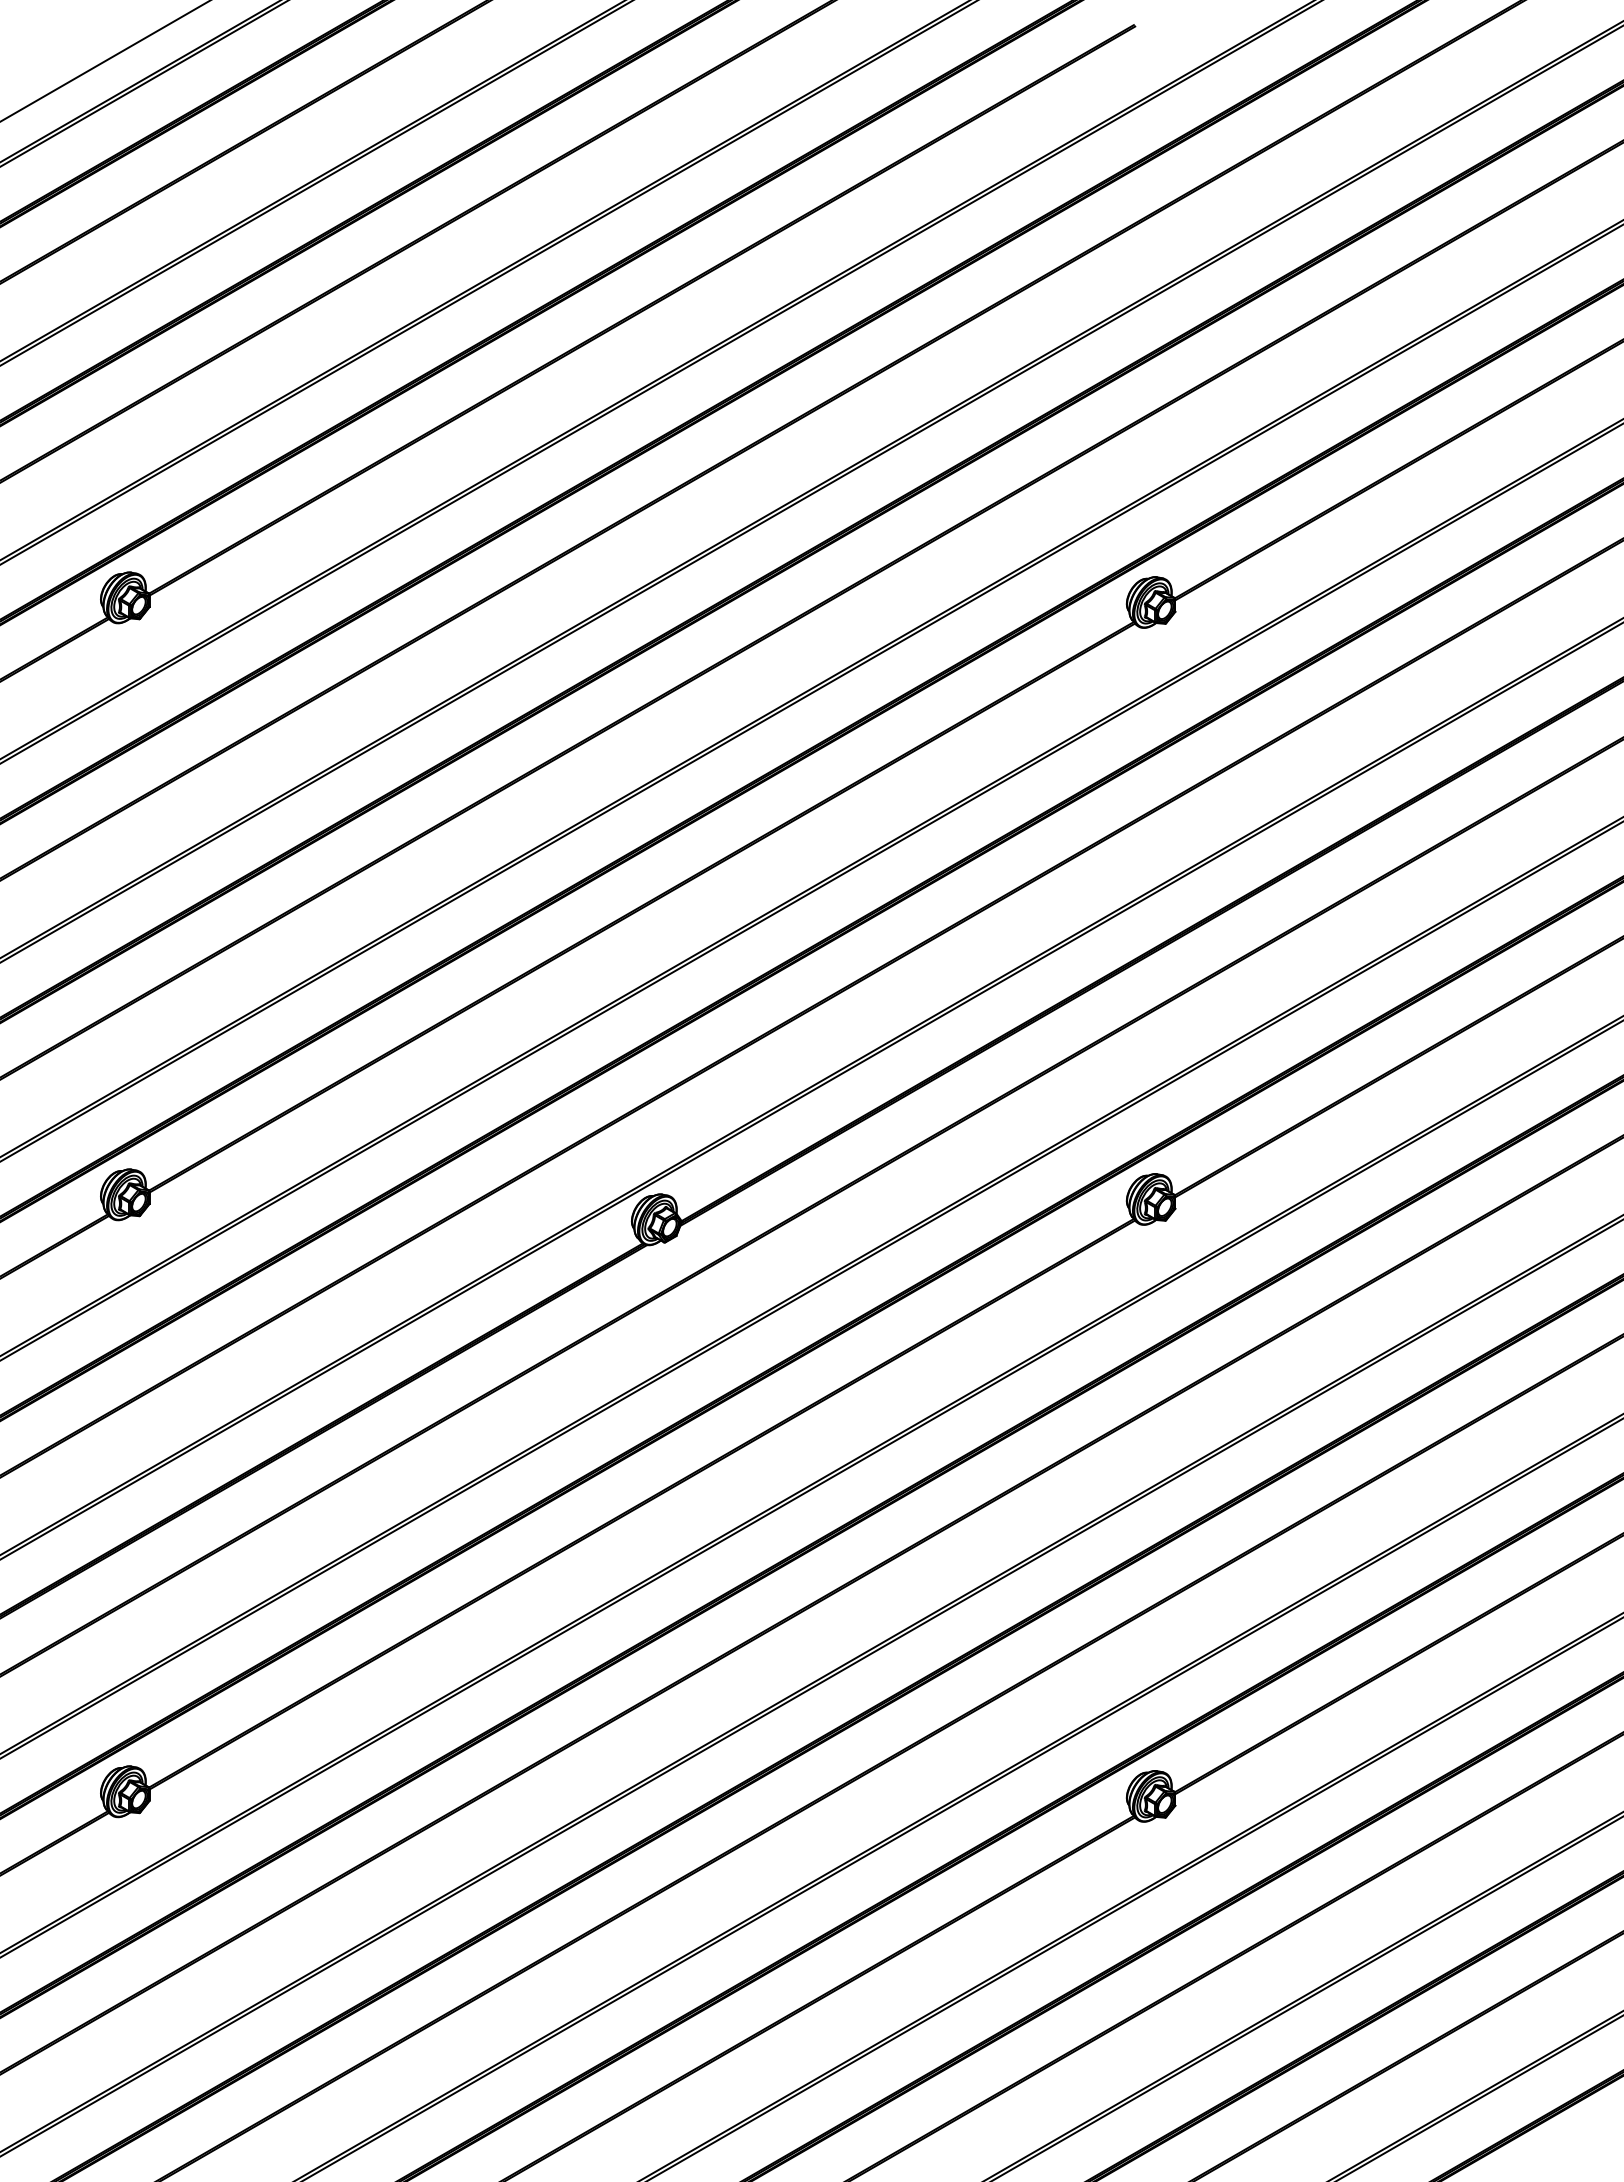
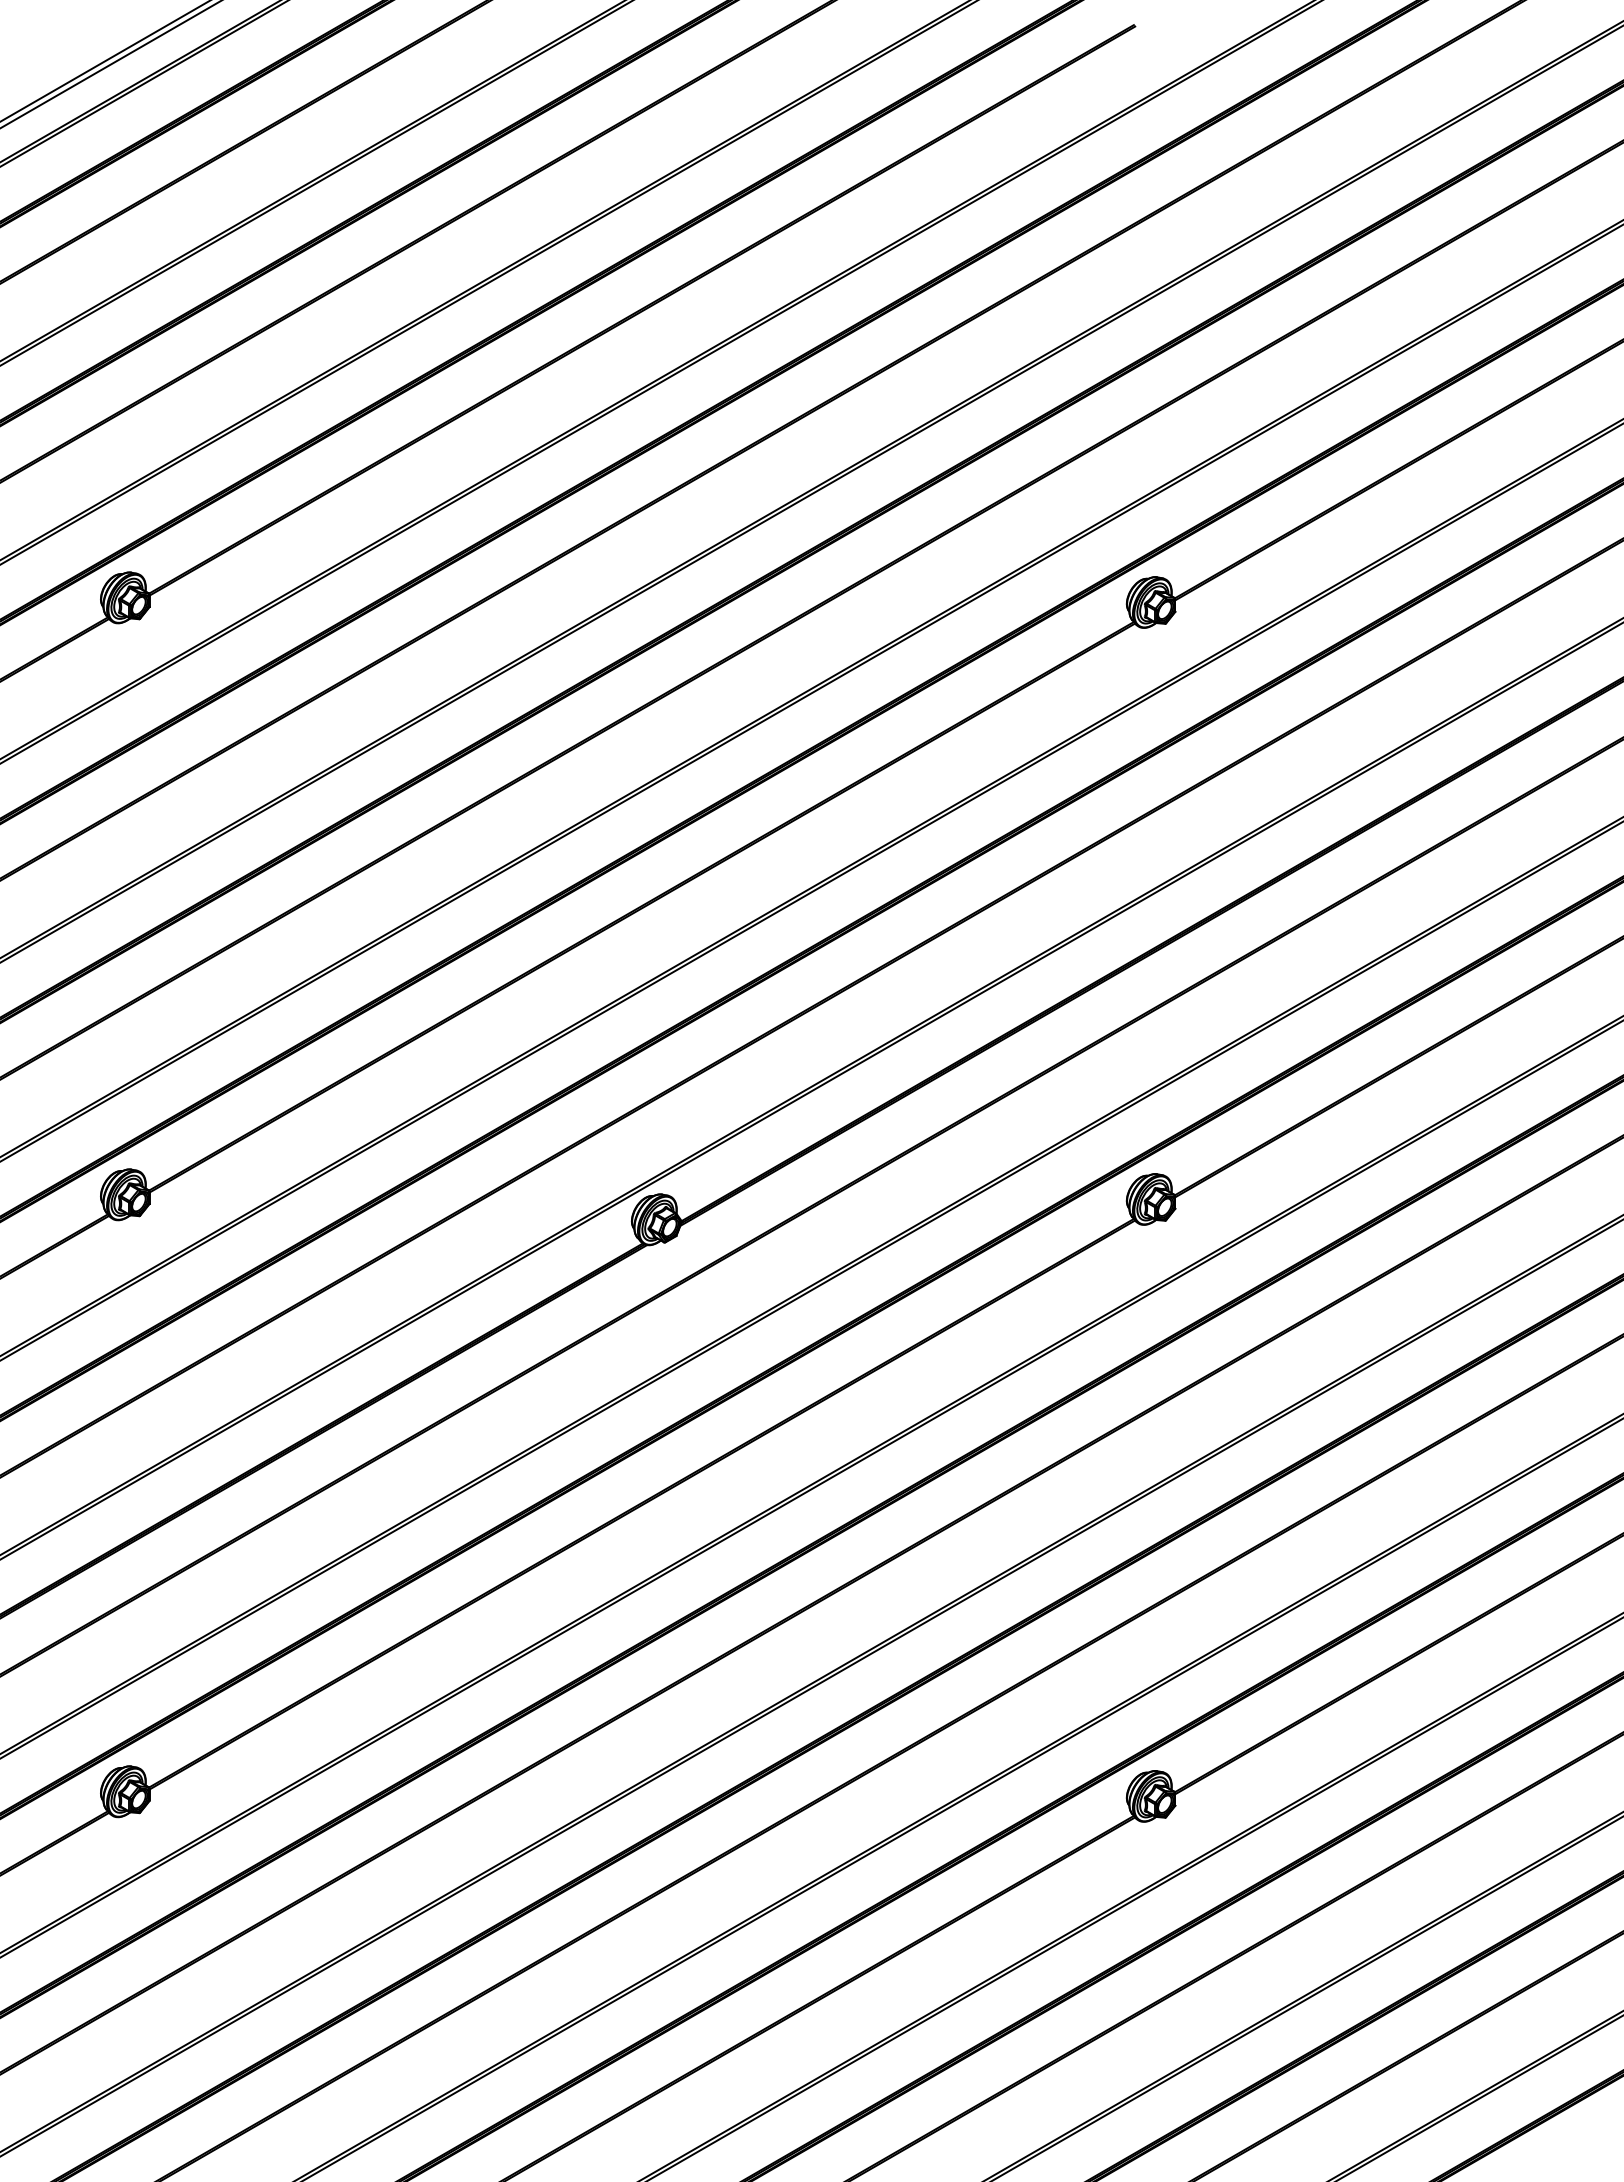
line: none -> present (110, 64)
